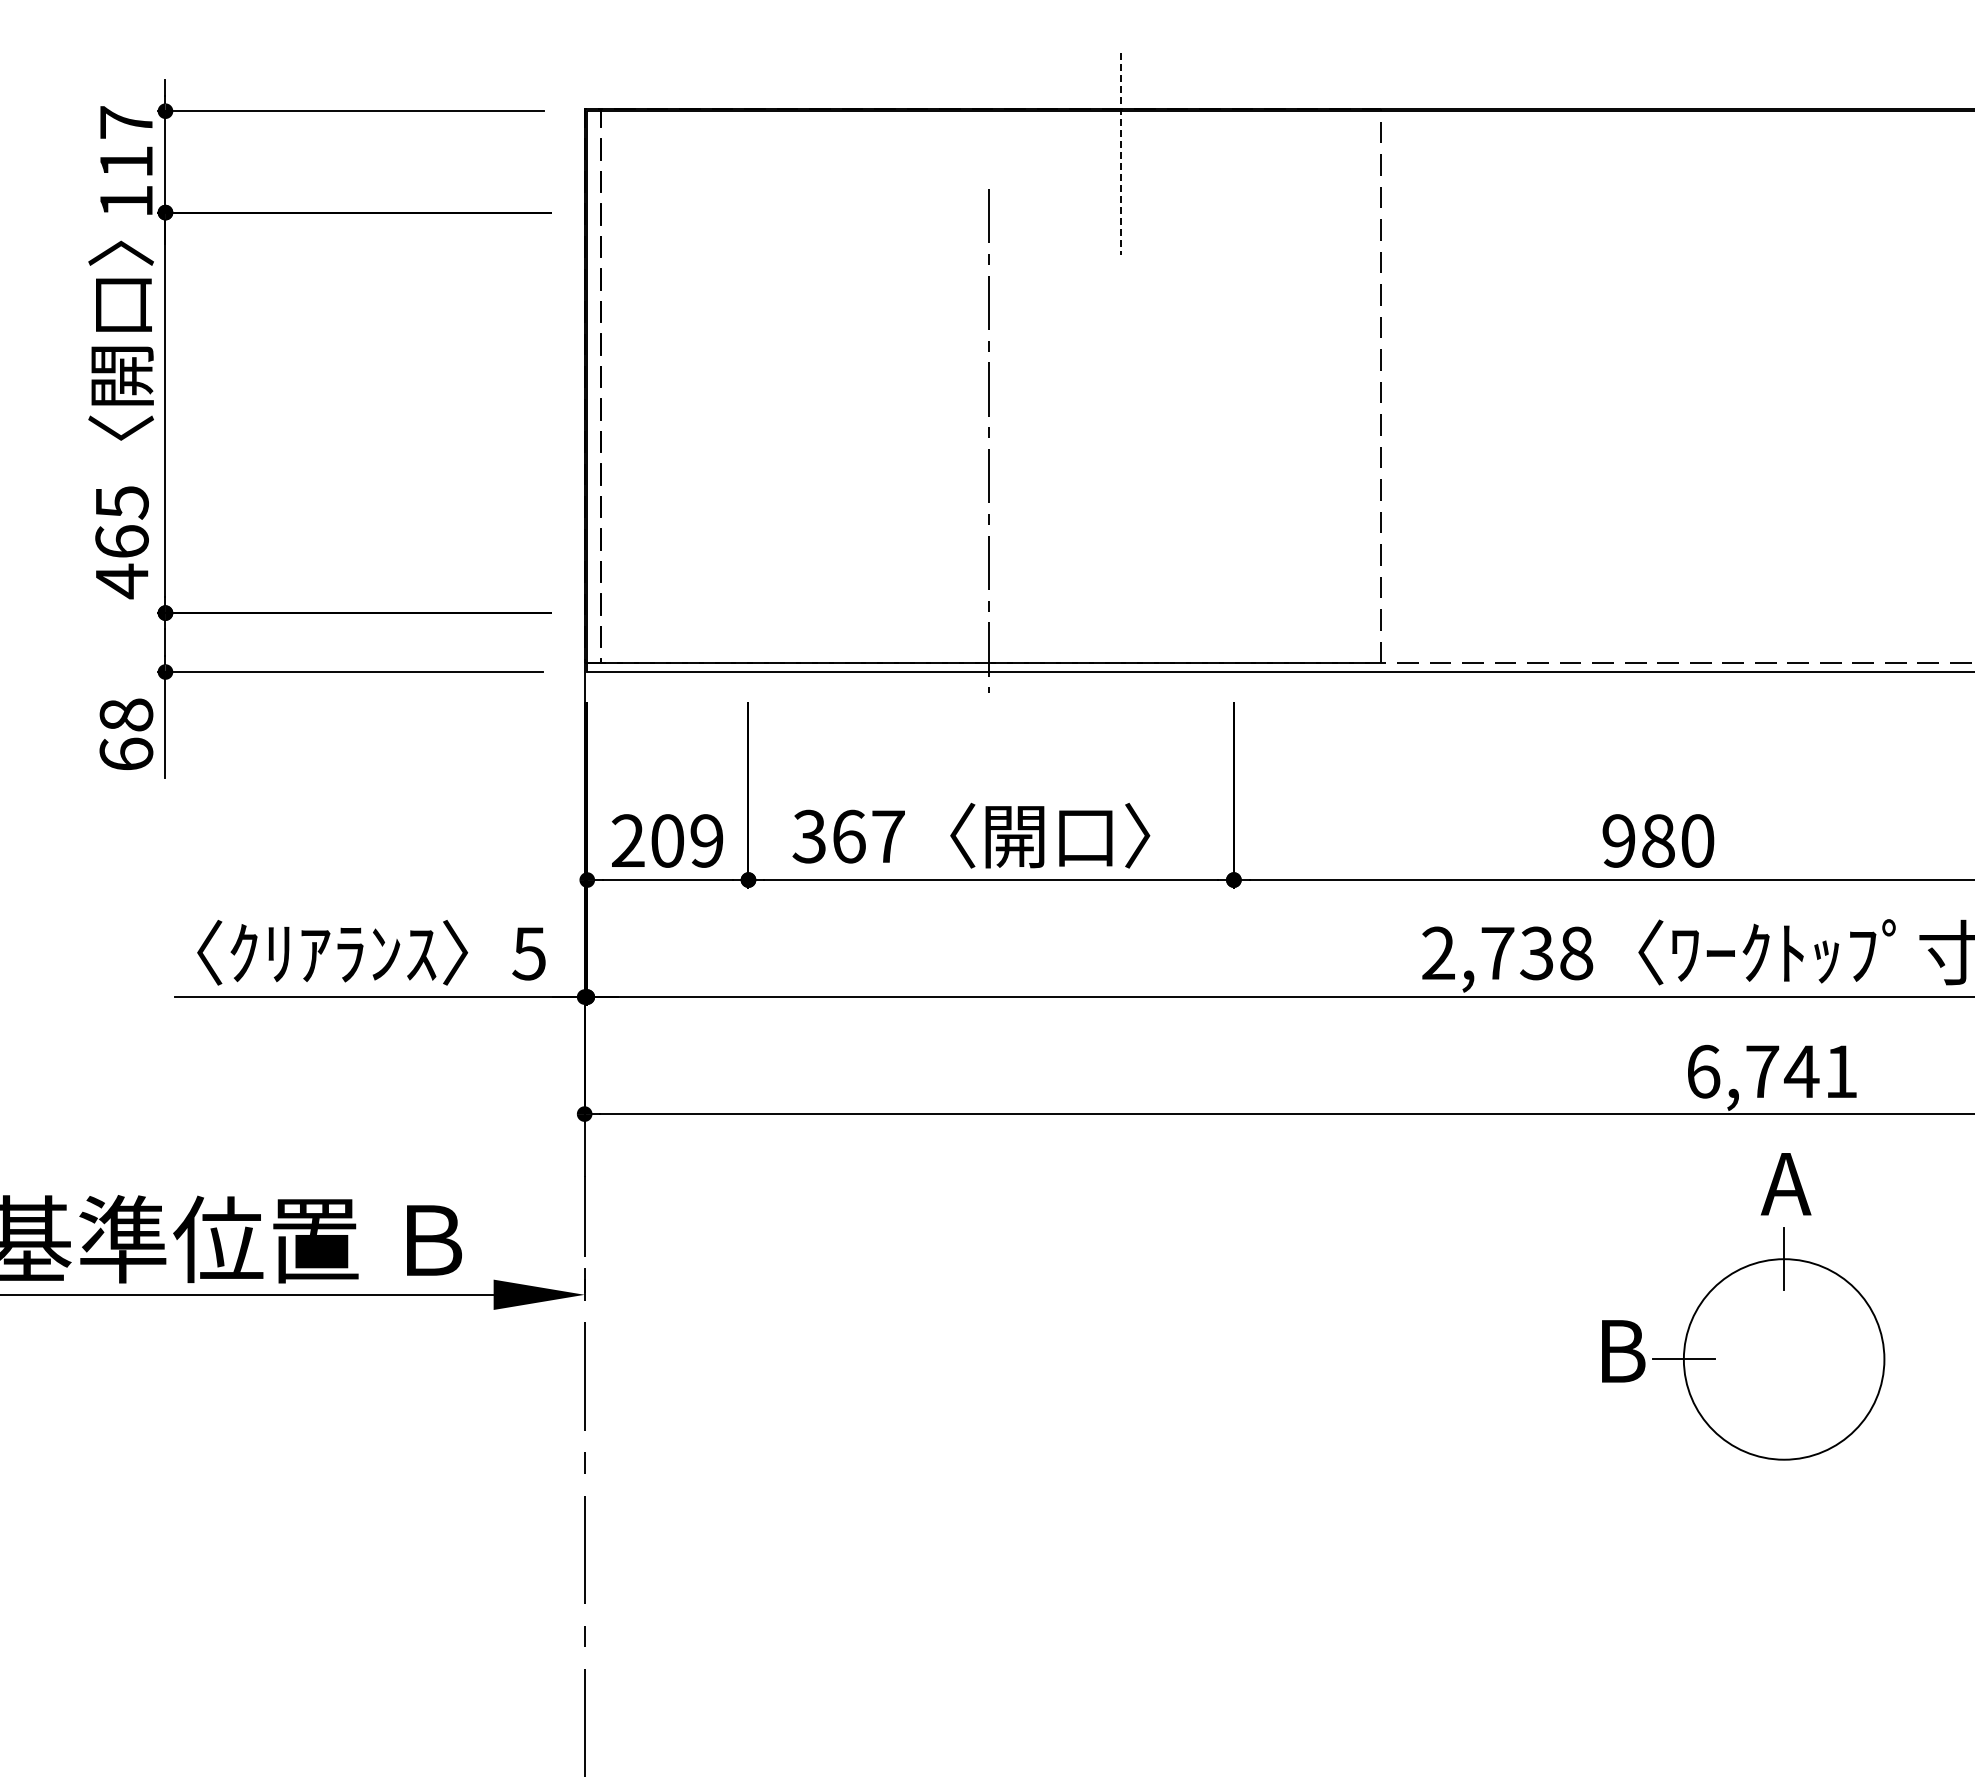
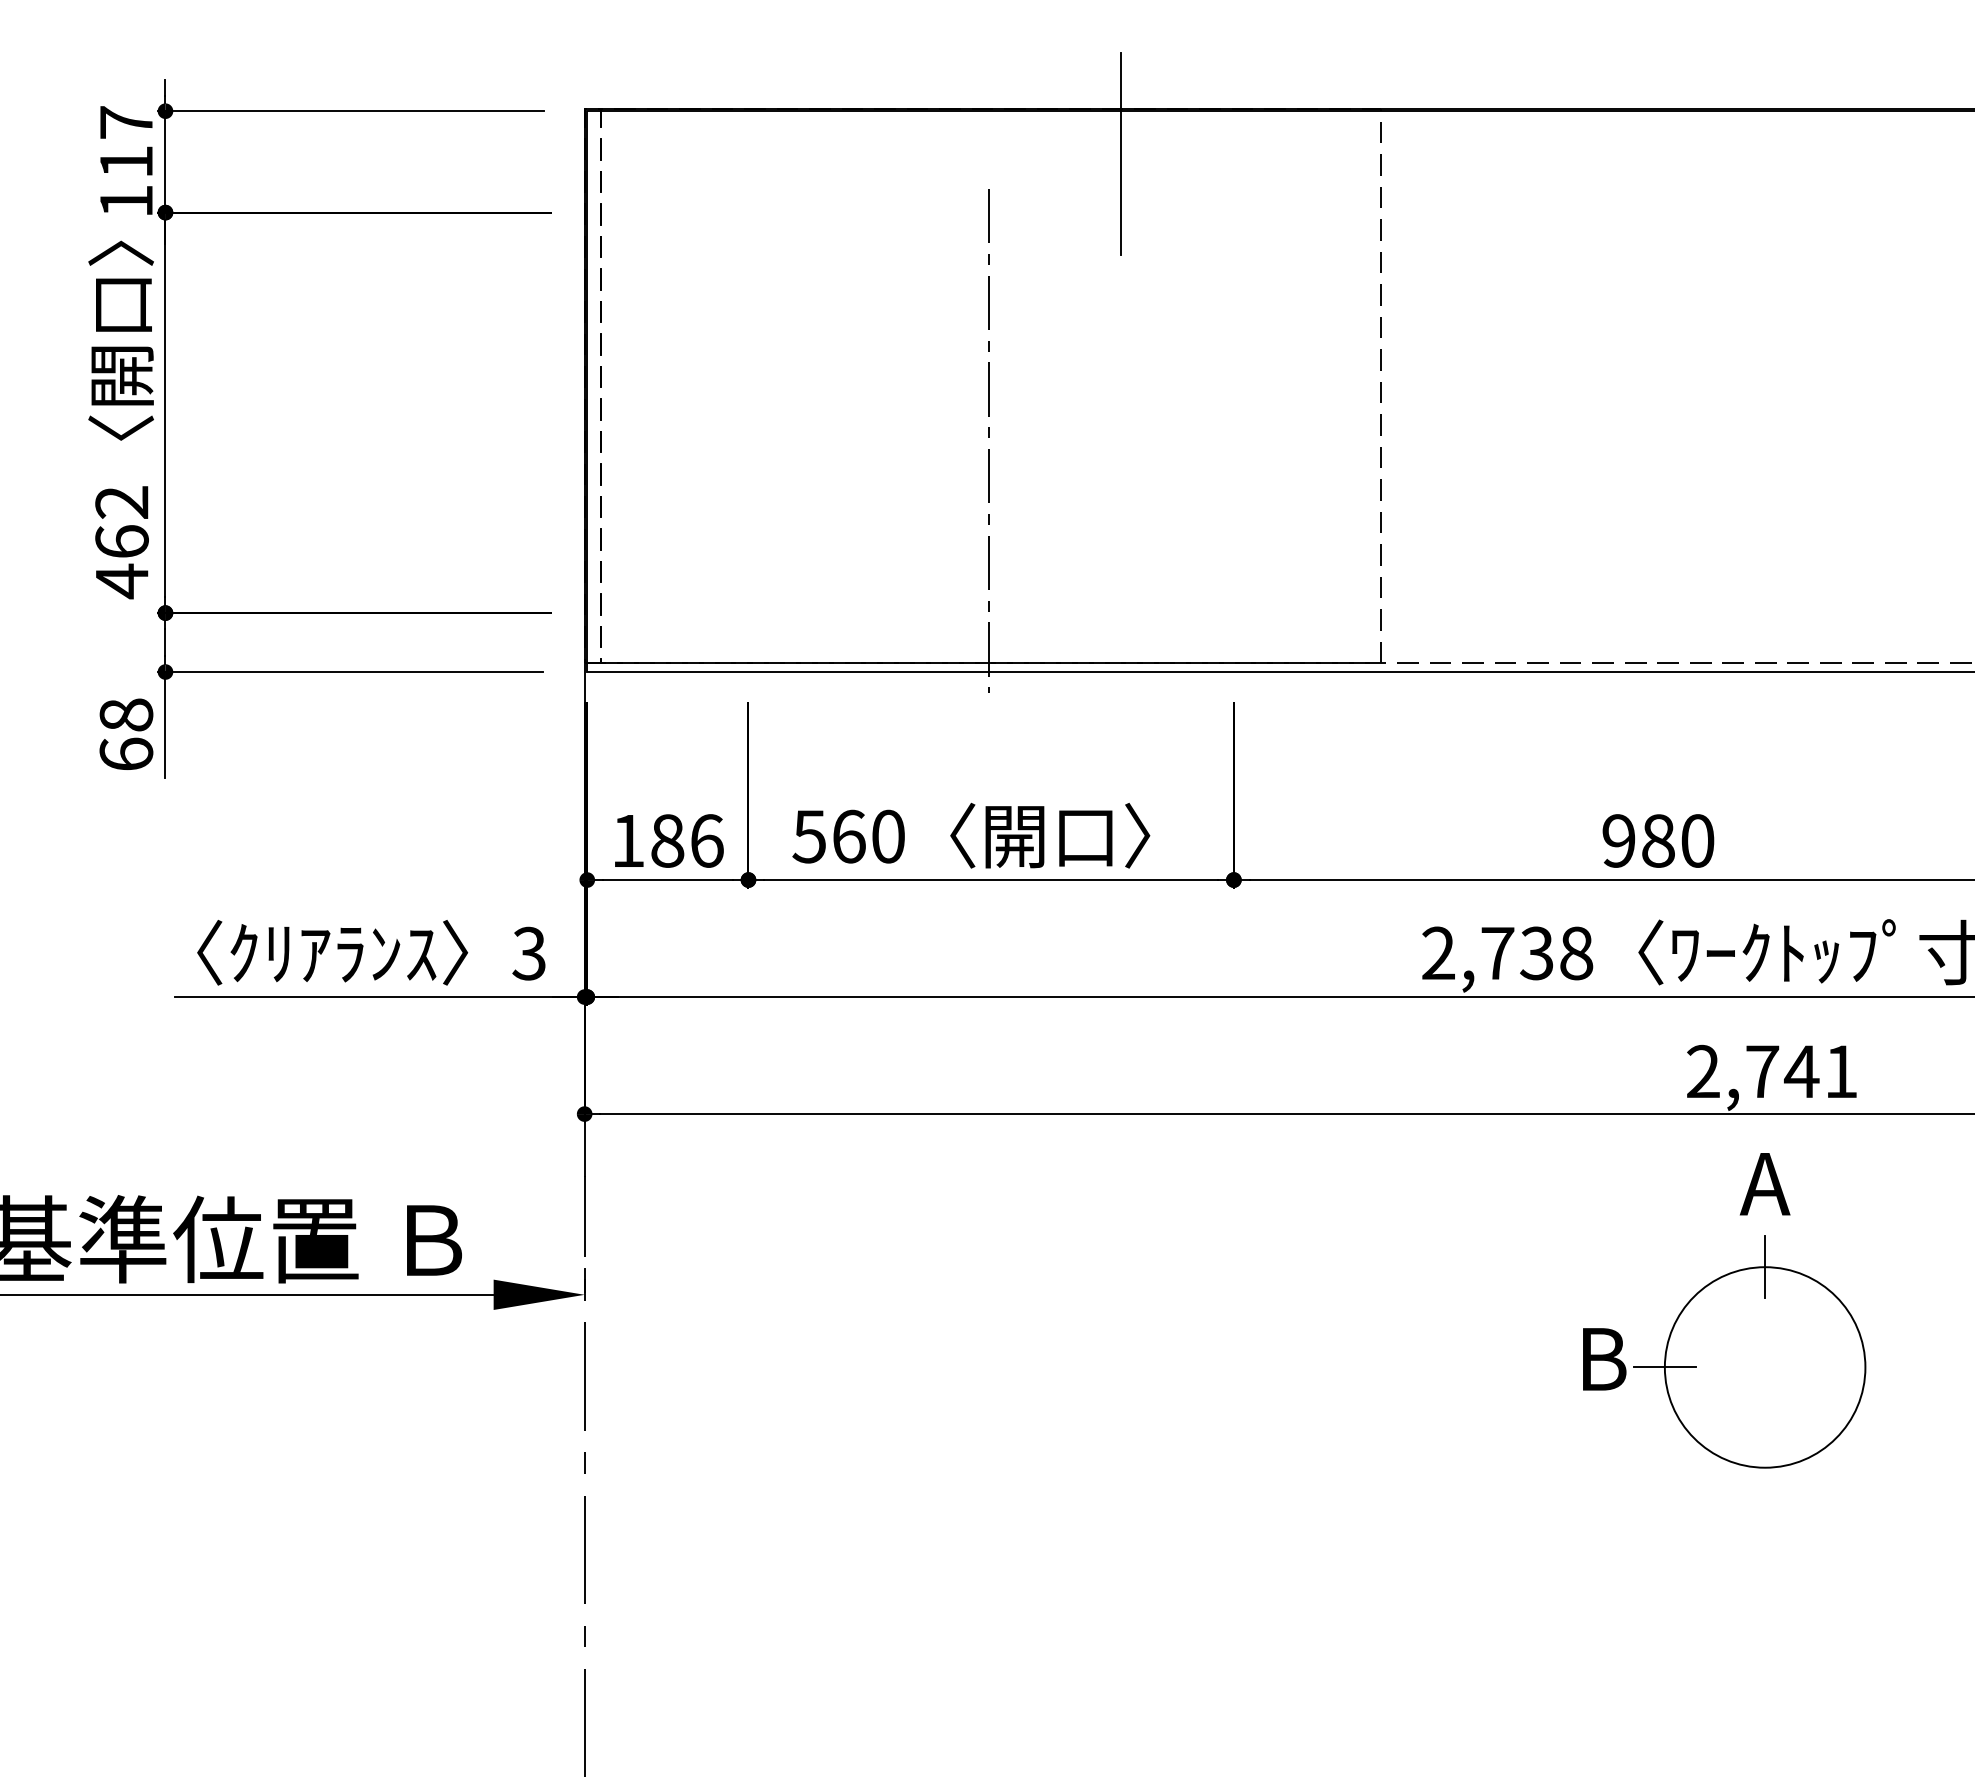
line: dashed -> solid (1121, 154)
text: 465 -> 462 (121, 502)
text: 367 -> 560 (848, 836)
text: 209 -> 186 (667, 840)
text: 5 -> 3 (528, 953)
text: 6,741 -> 2,741 (1703, 1071)
text position: (1785, 1184) -> (1764, 1184) (1764, 1184)
part position: (1743, 1343) -> (1724, 1351) (1724, 1351)
